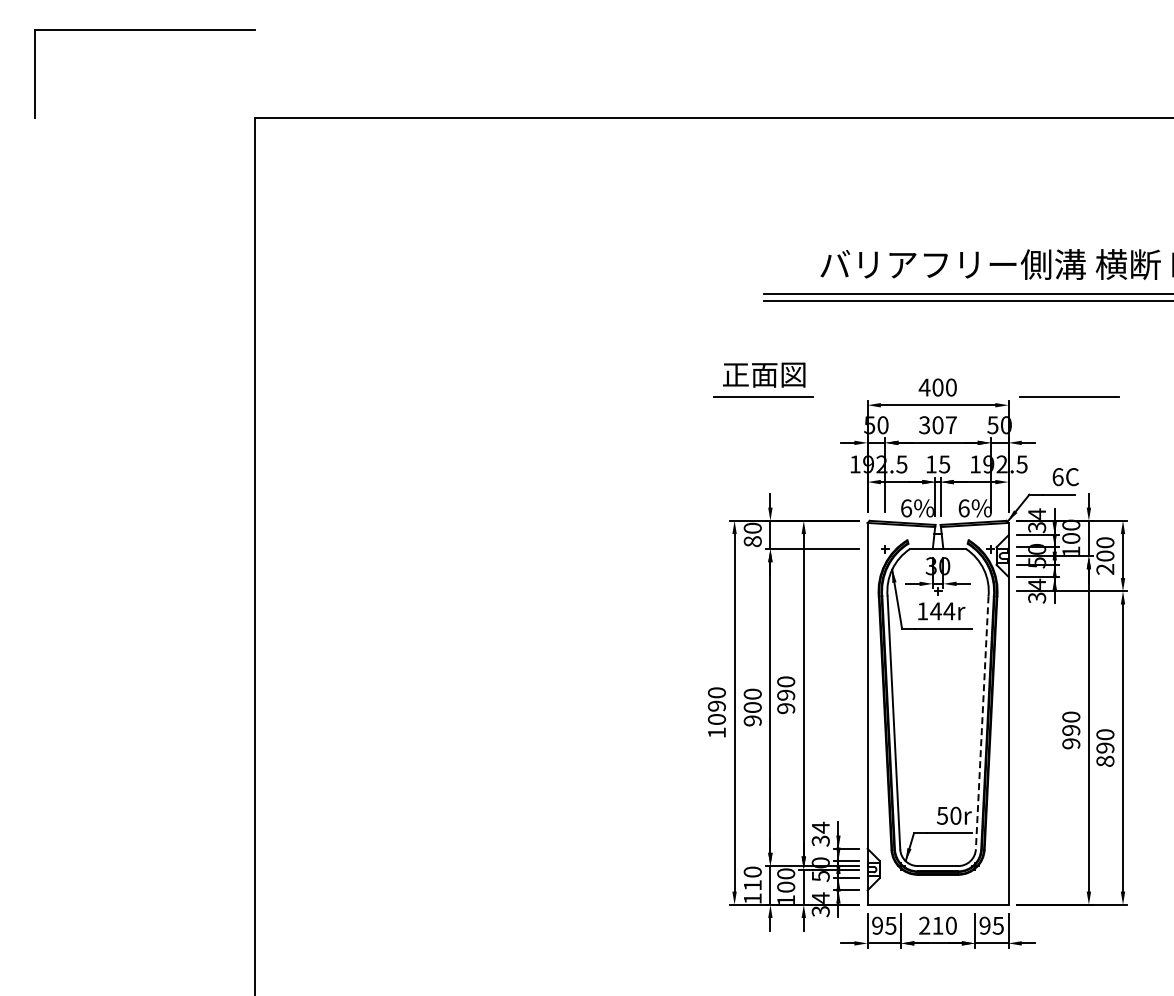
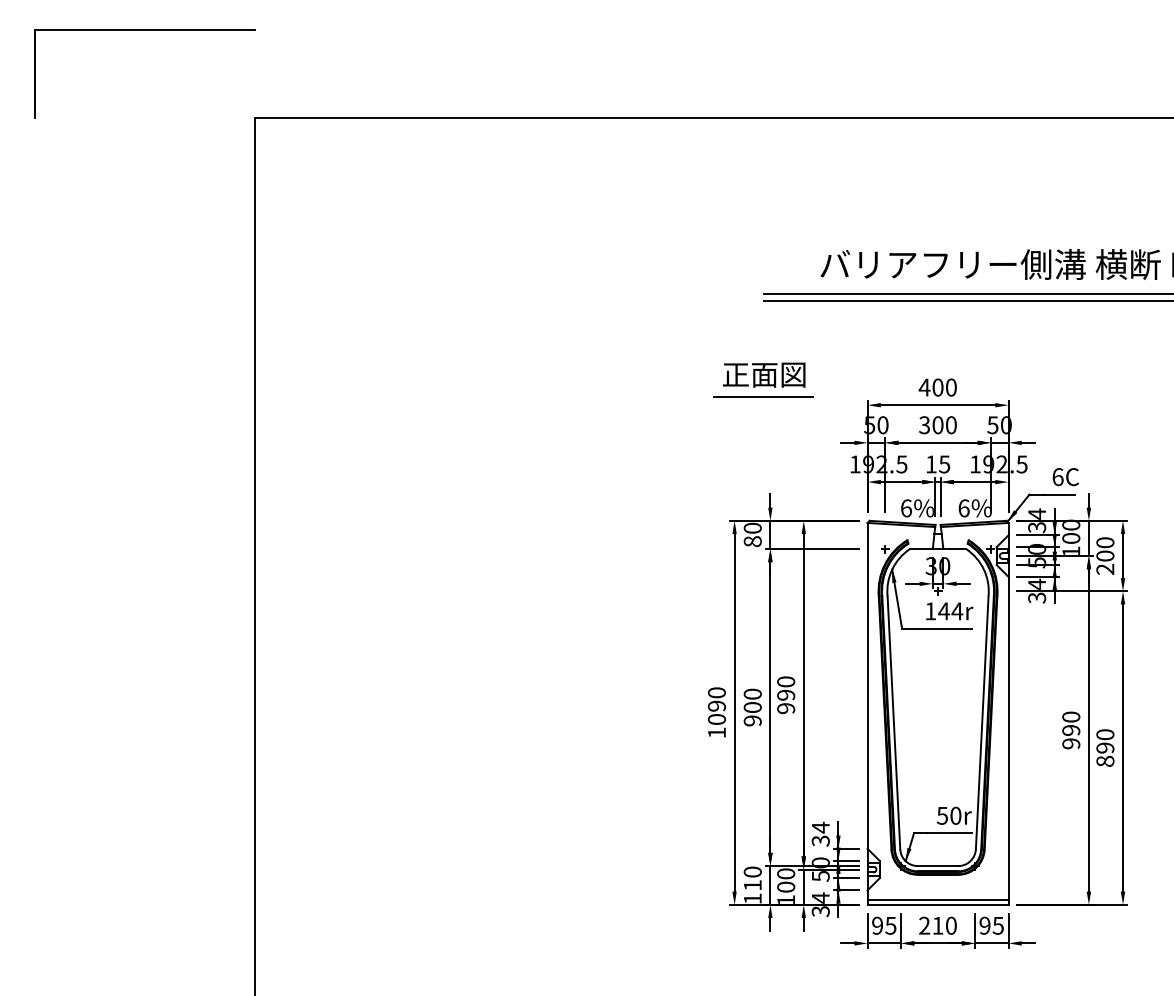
line: present -> none (1069, 396)
text: 307 -> 300 (951, 425)
text position: (941, 611) -> (949, 611) (949, 611)
line: dashed -> solid (982, 722)
line: none -> present (937, 899)
